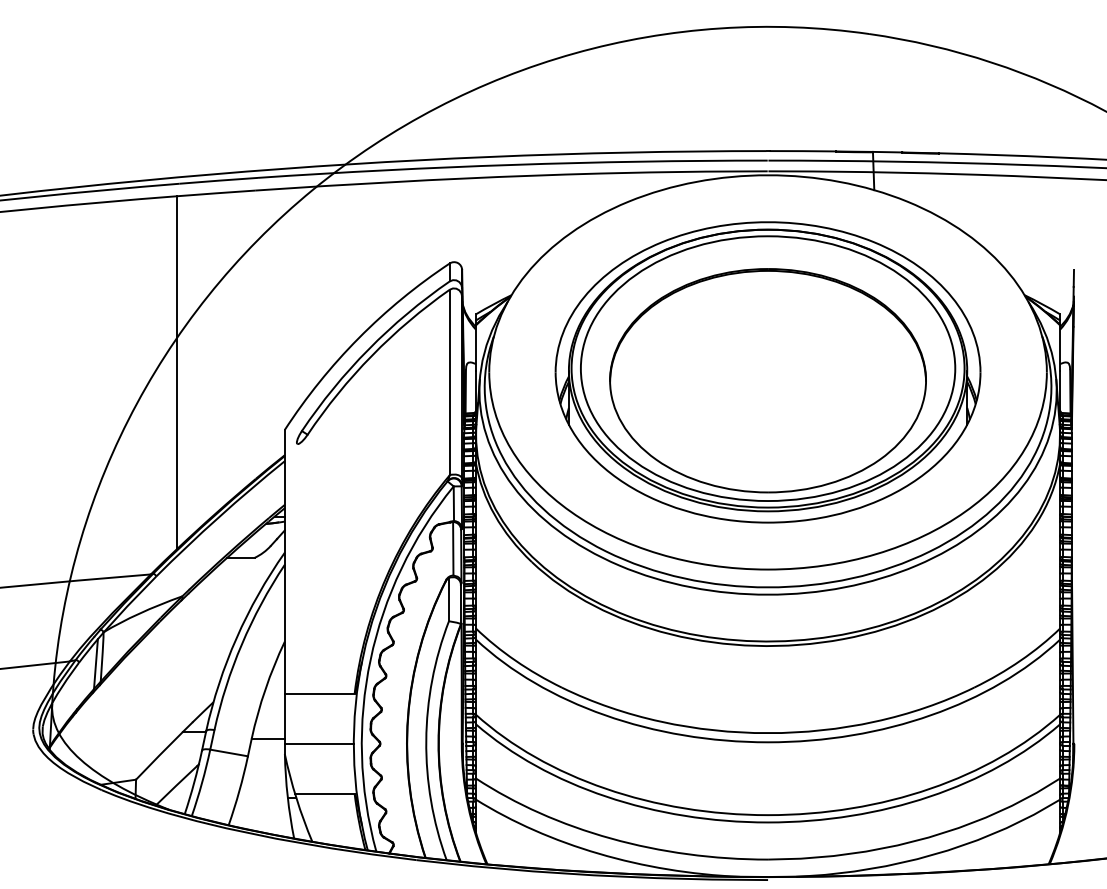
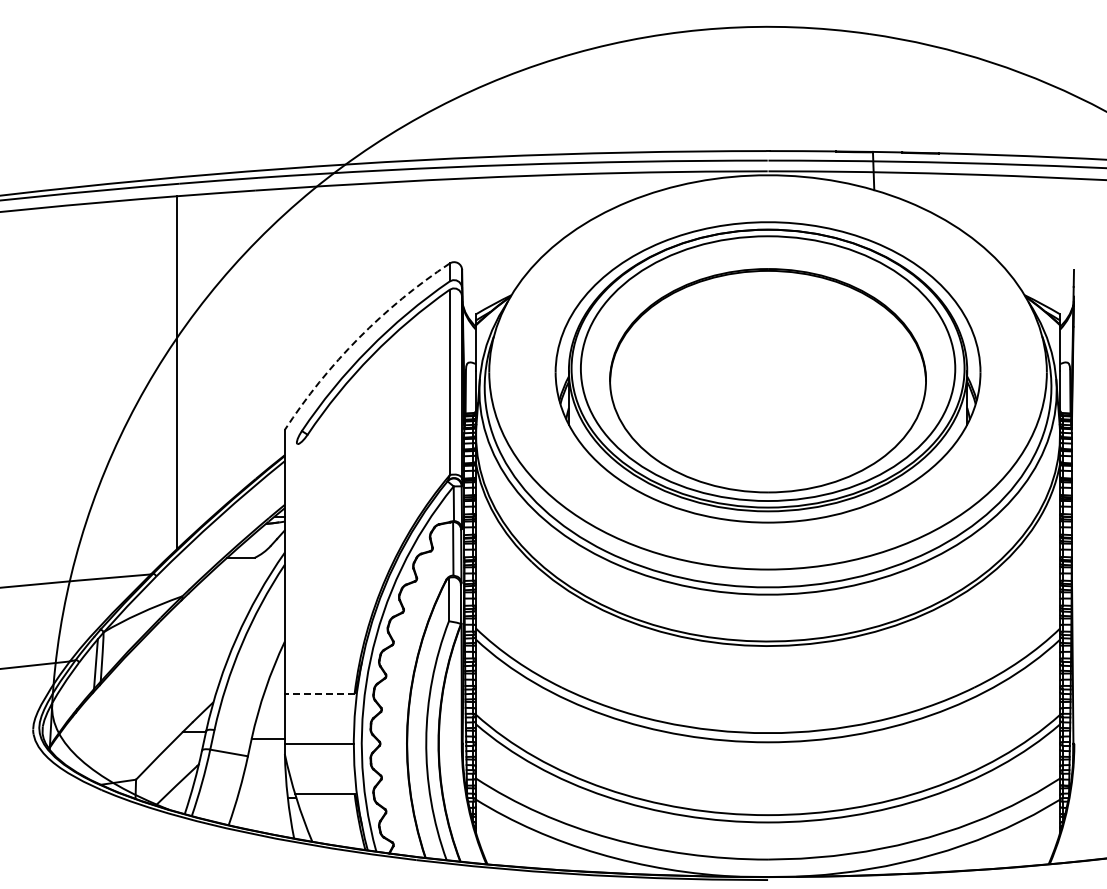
arc: solid -> dashed (358, 338)
line: solid -> dashed (319, 693)
